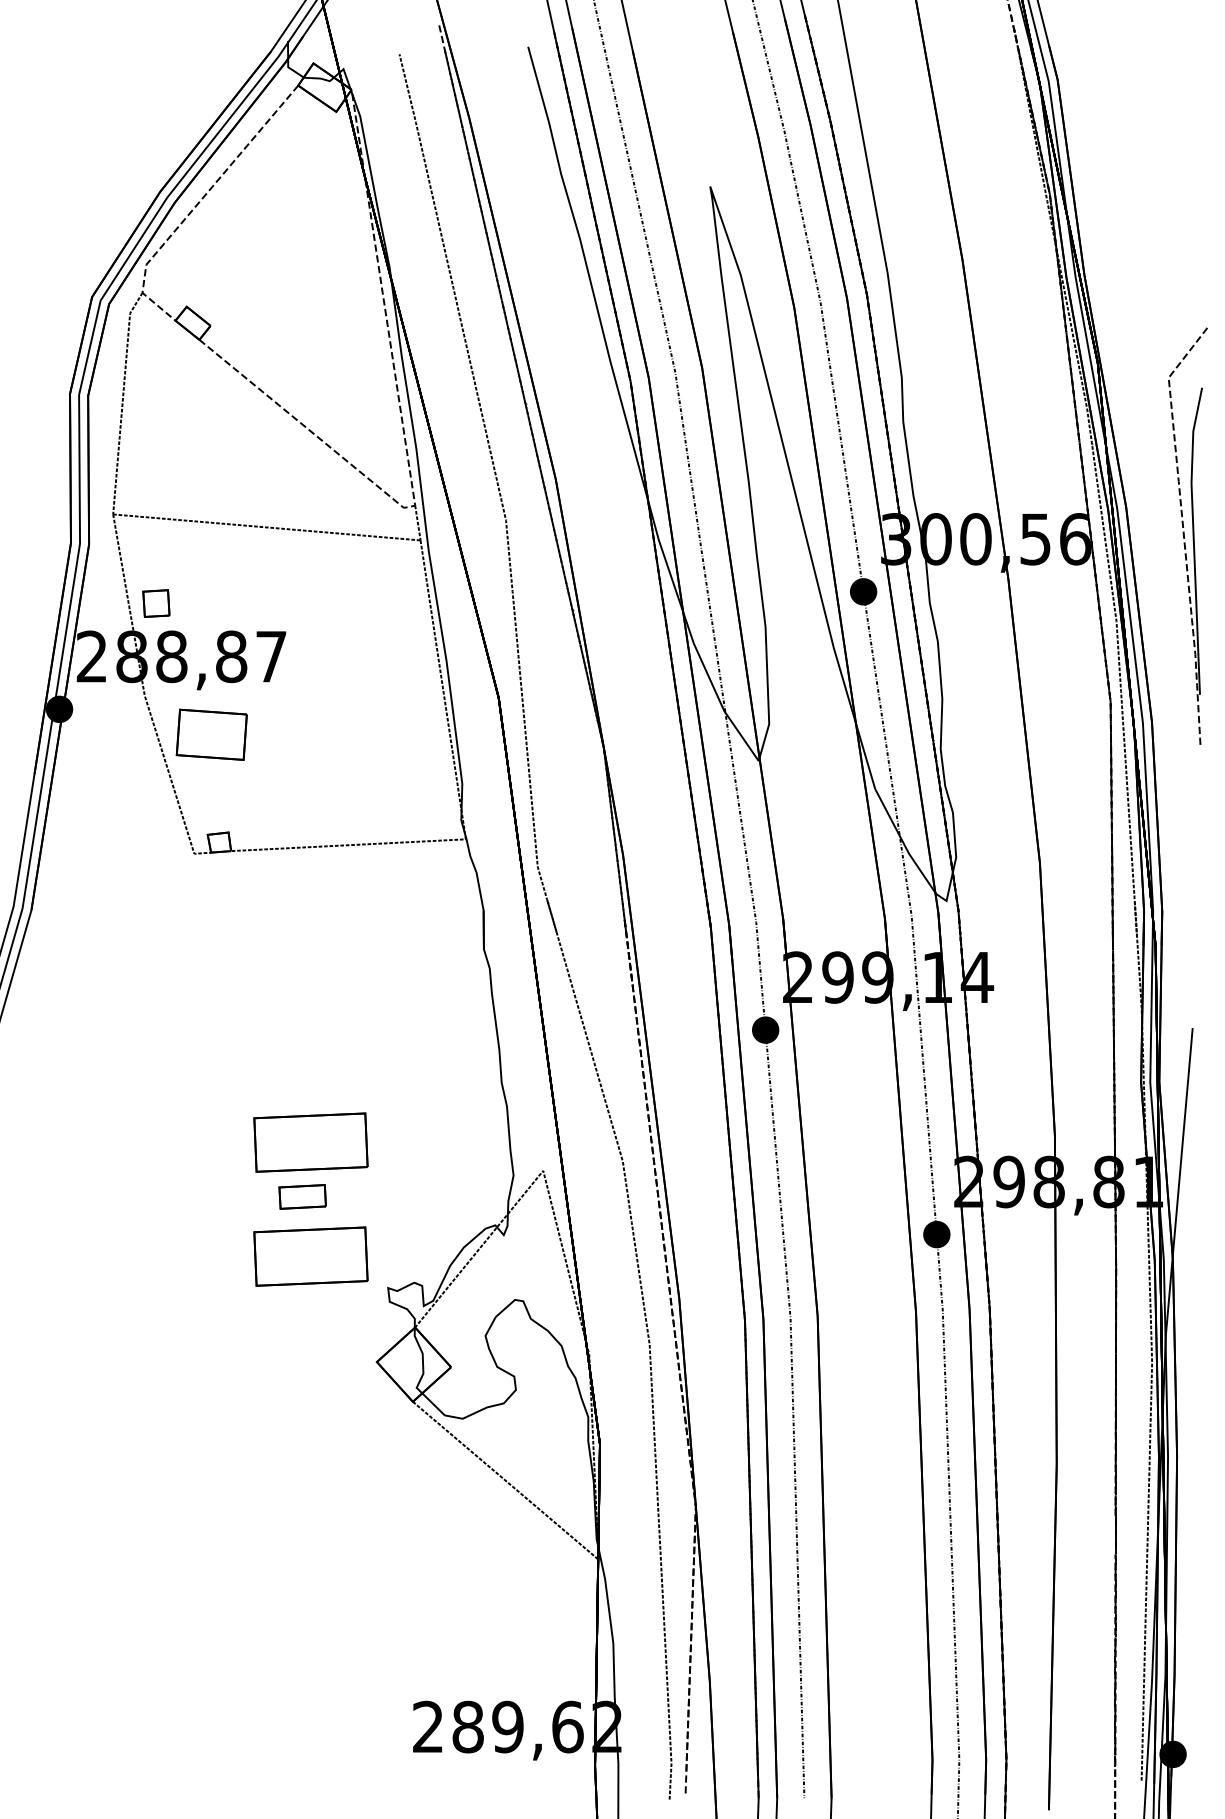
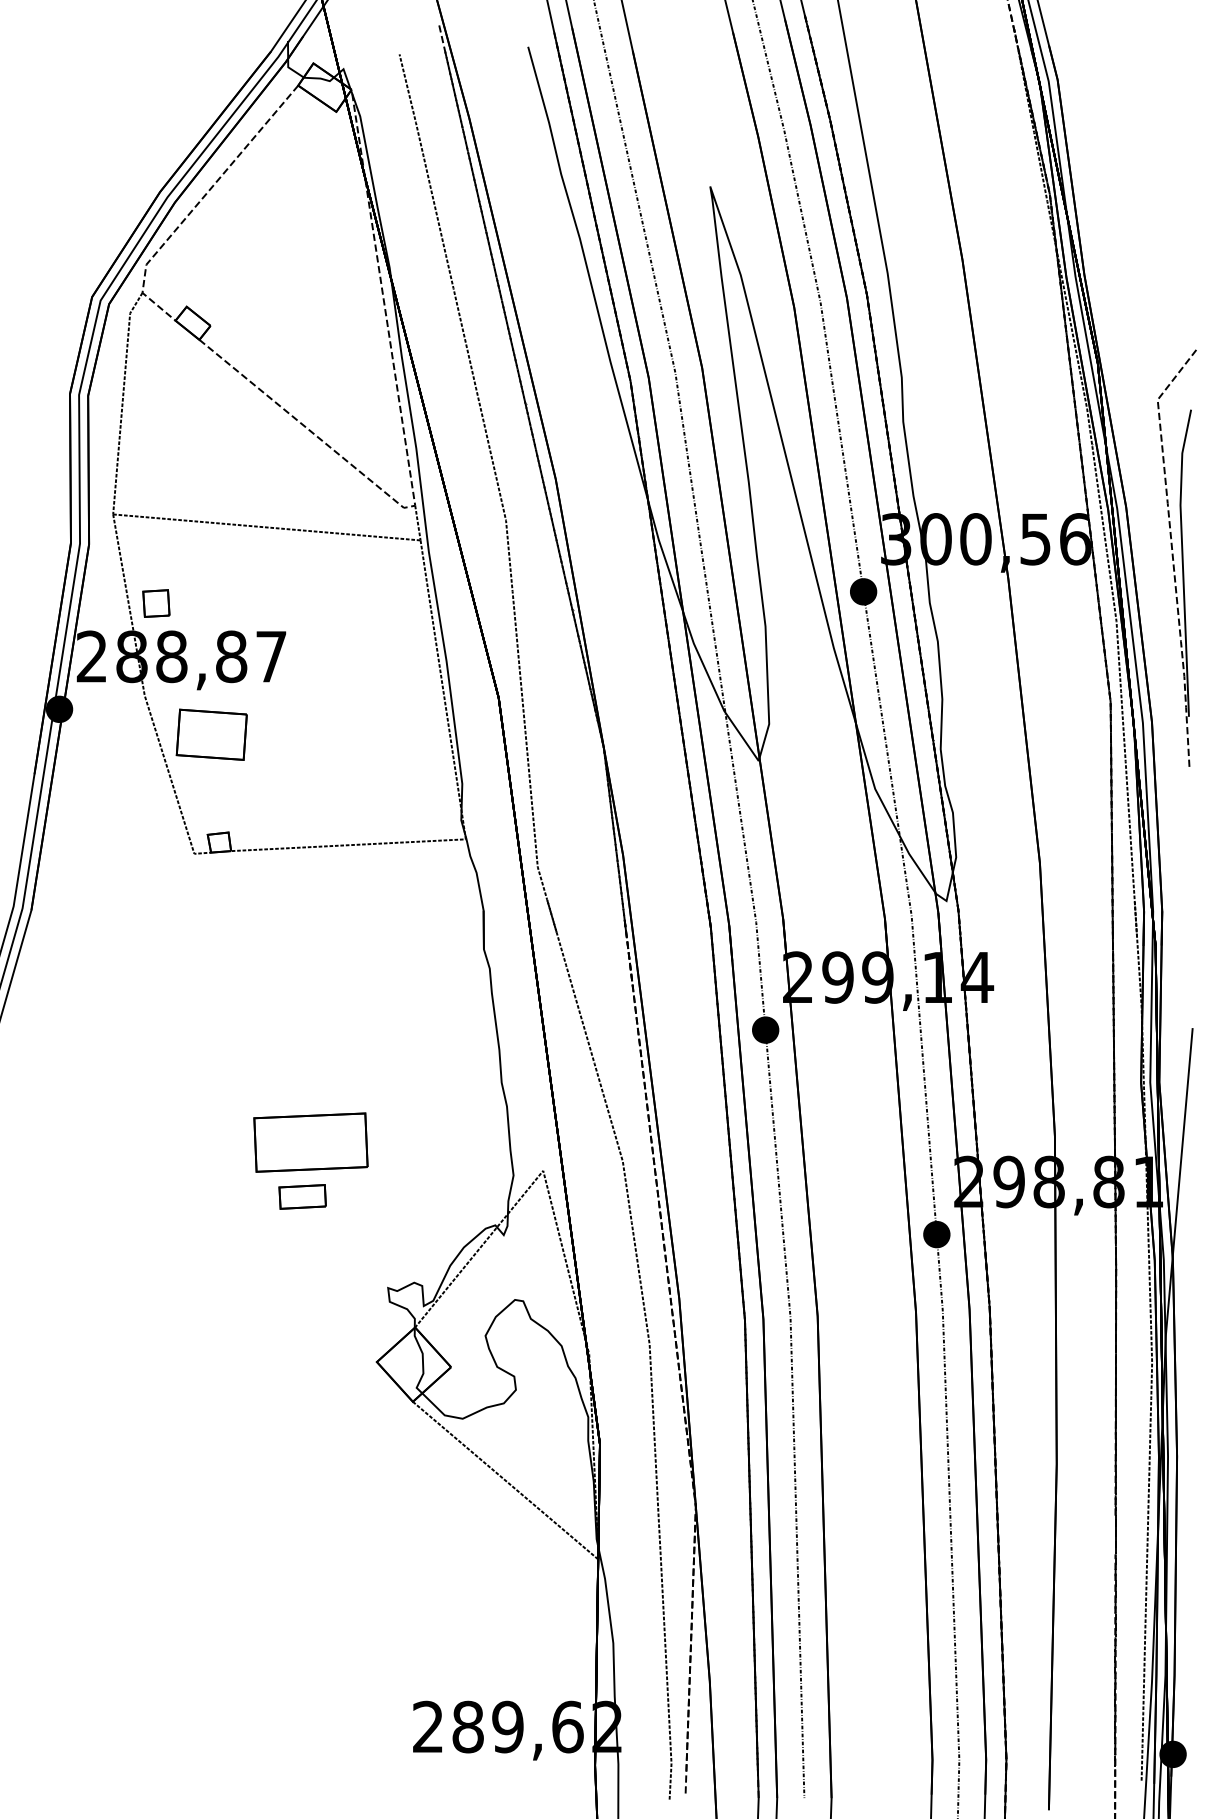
part position: (1187, 535) -> (1176, 557) (1176, 557)
part: present -> none (310, 1256)
